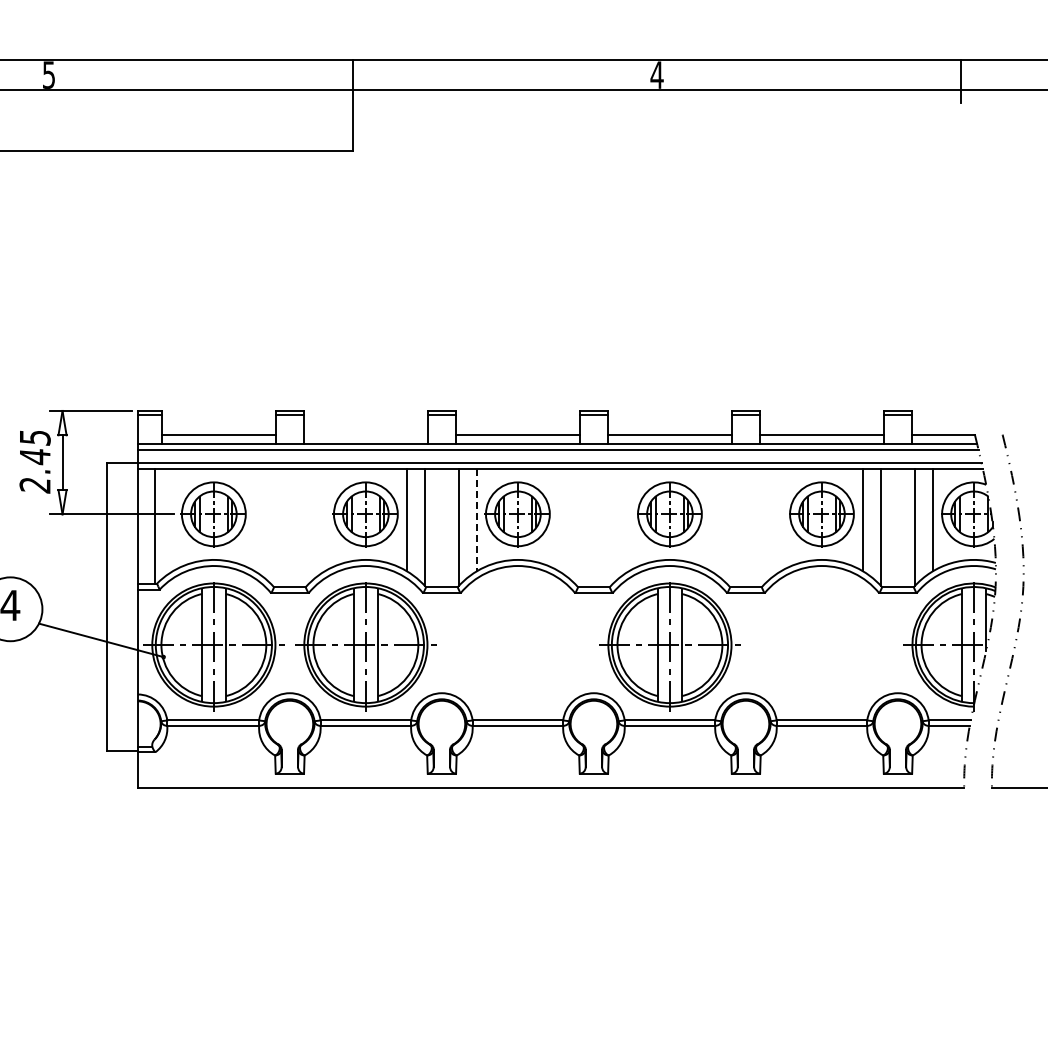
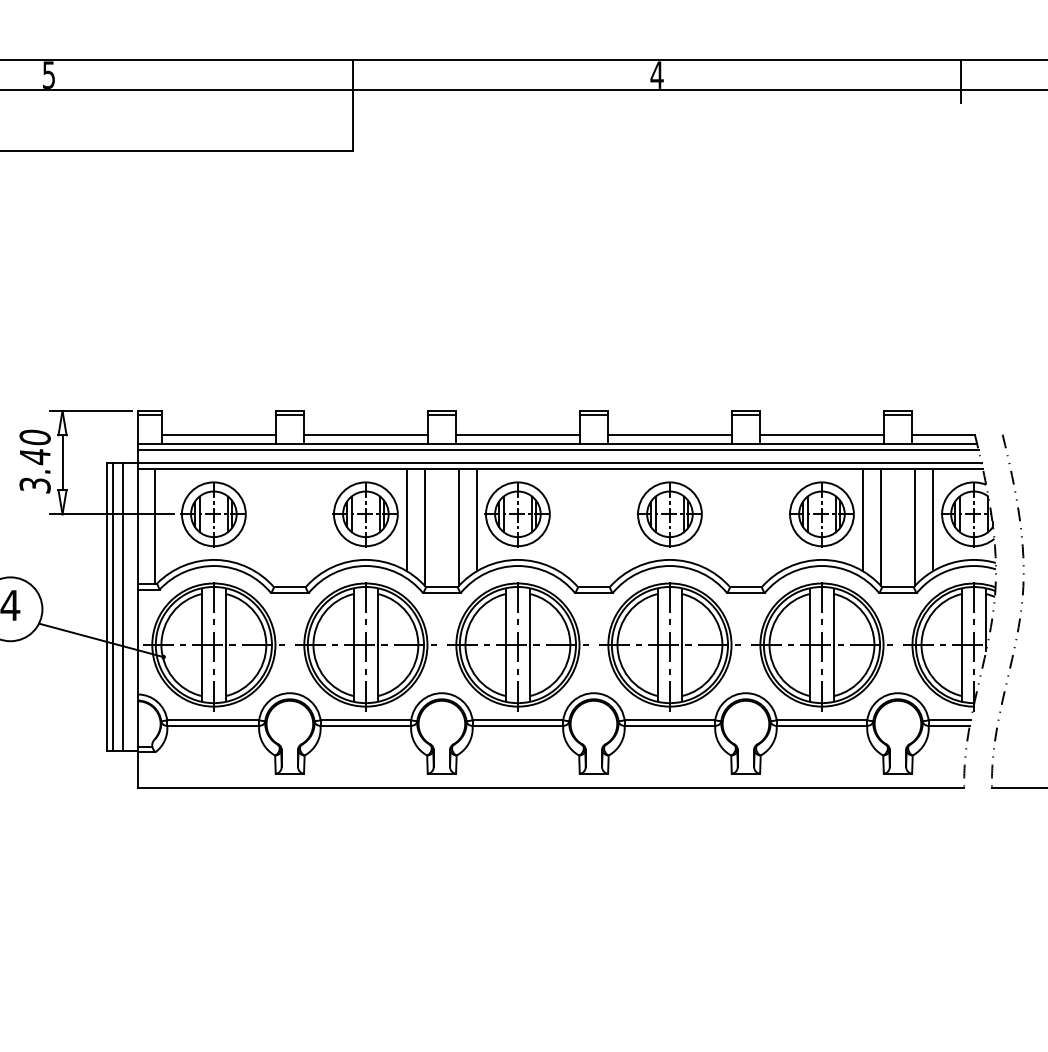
line: none -> present (365, 434)
text: 2.45 -> 3.40 (34, 461)
line: dashed -> solid (476, 520)
line: none -> present (113, 606)
line: none -> present (122, 606)
part: none -> present (517, 646)
part: none -> present (821, 646)
